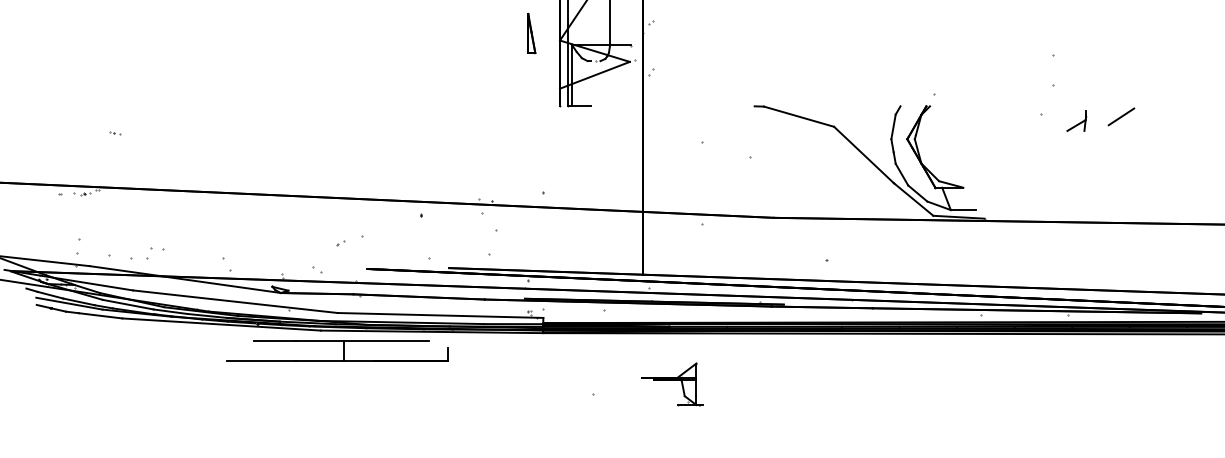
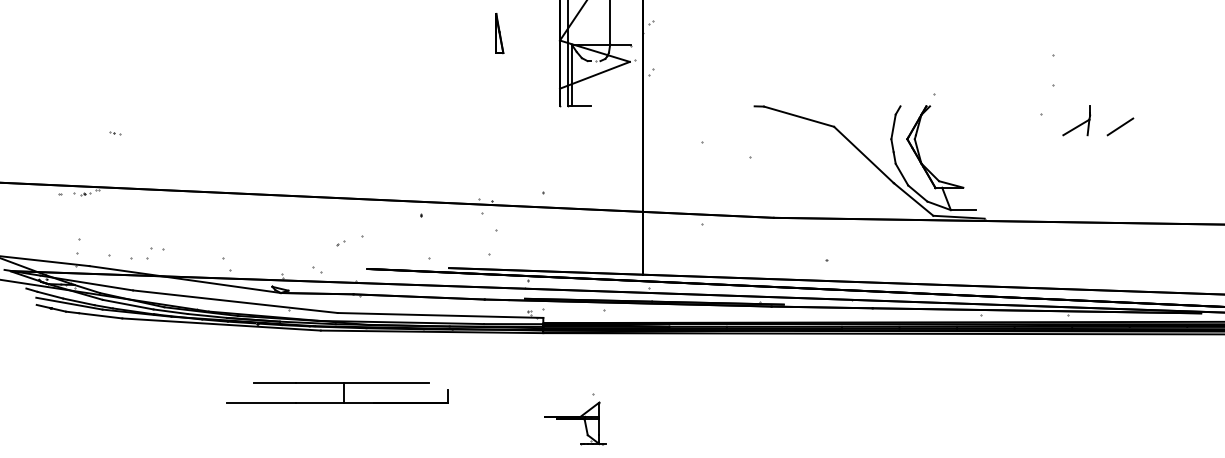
part position: (531, 33) -> (499, 33) (499, 33)
line position: (1121, 116) -> (1120, 126) (1120, 126)
part size: 22x22 px -> 30x32 px (1076, 120)
part position: (337, 350) -> (337, 392) (337, 392)
part position: (672, 384) -> (575, 423) (575, 423)
